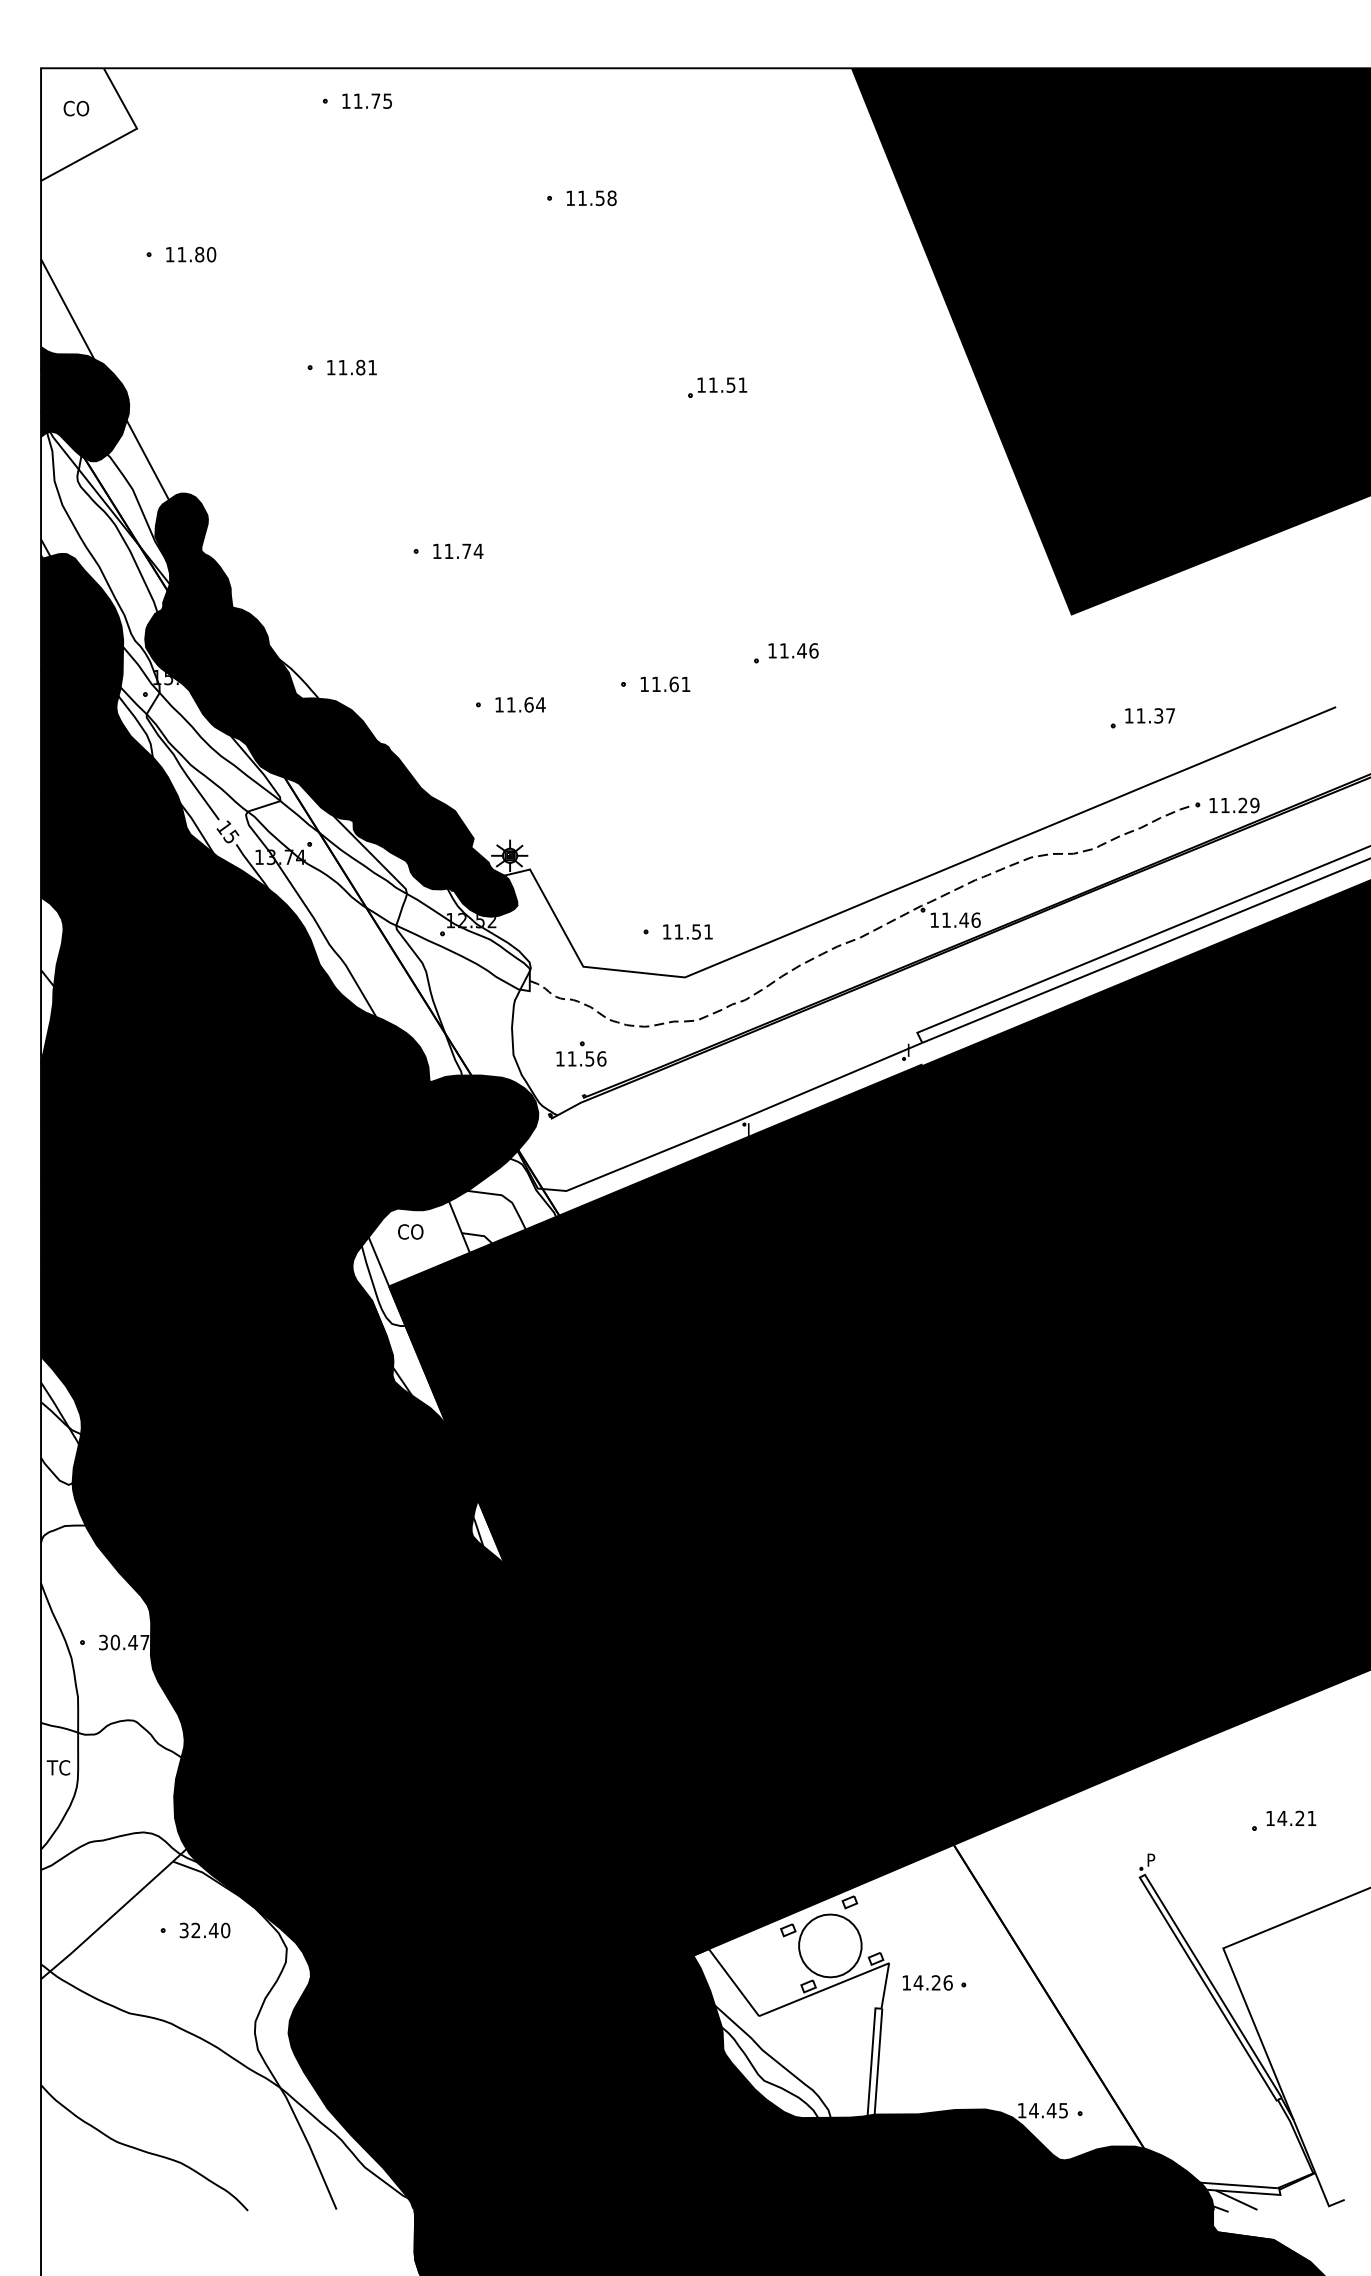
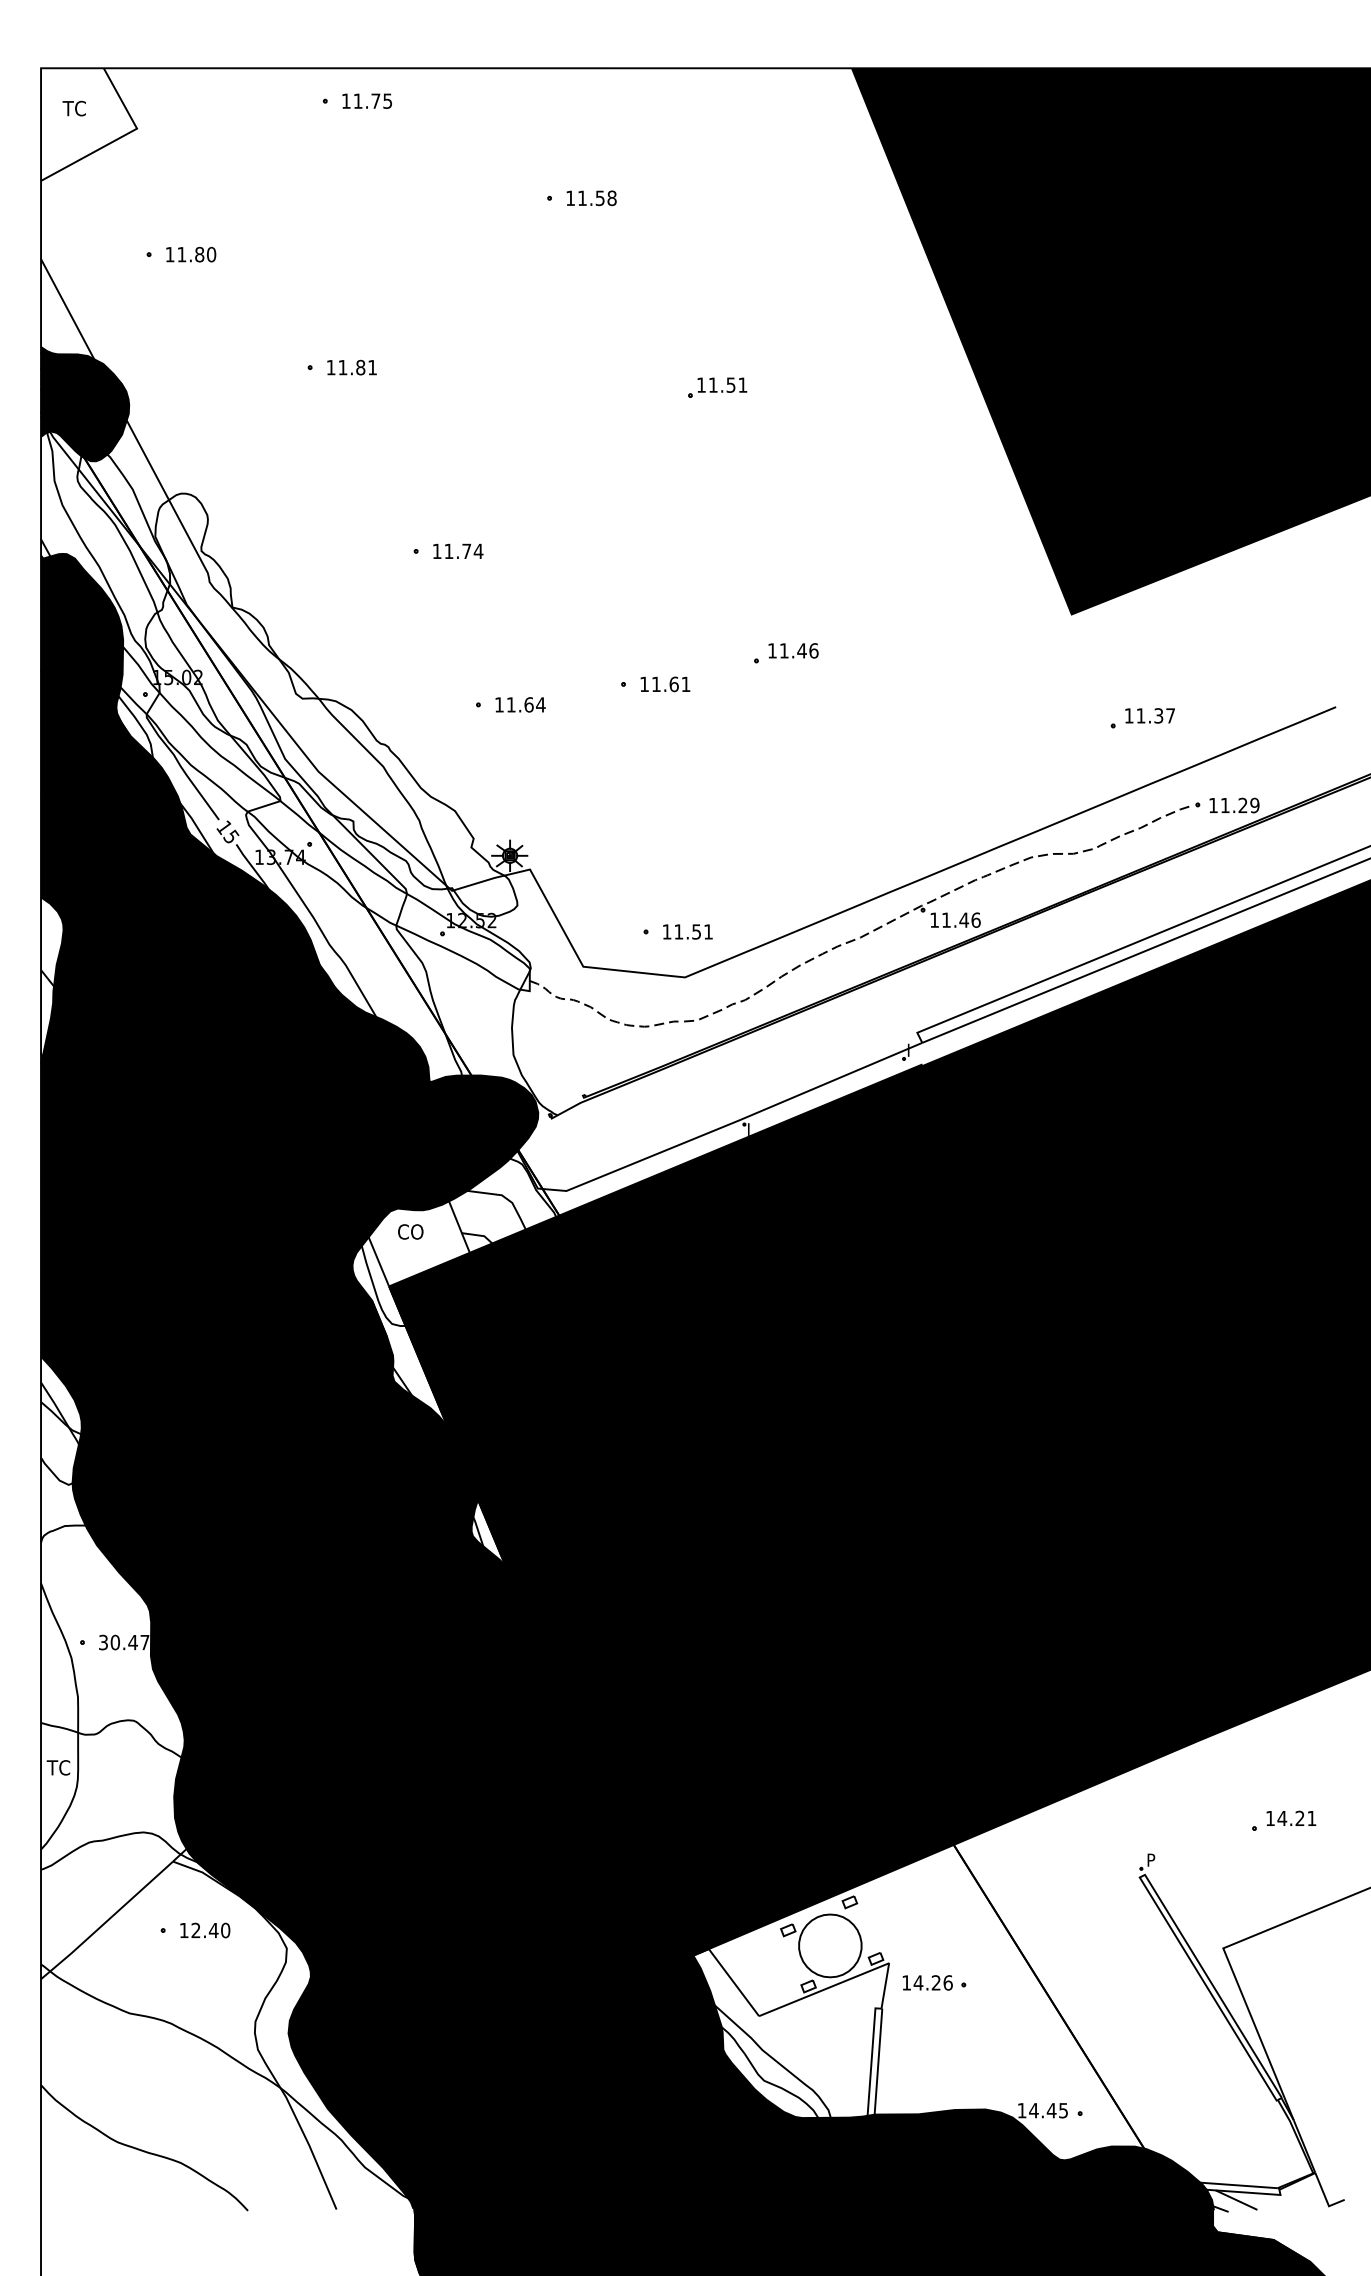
text: CO -> TC (75, 108)
fill: present -> none (331, 704)
part: present -> none (581, 1053)
text: 32.40 -> 12.40 (183, 1930)
